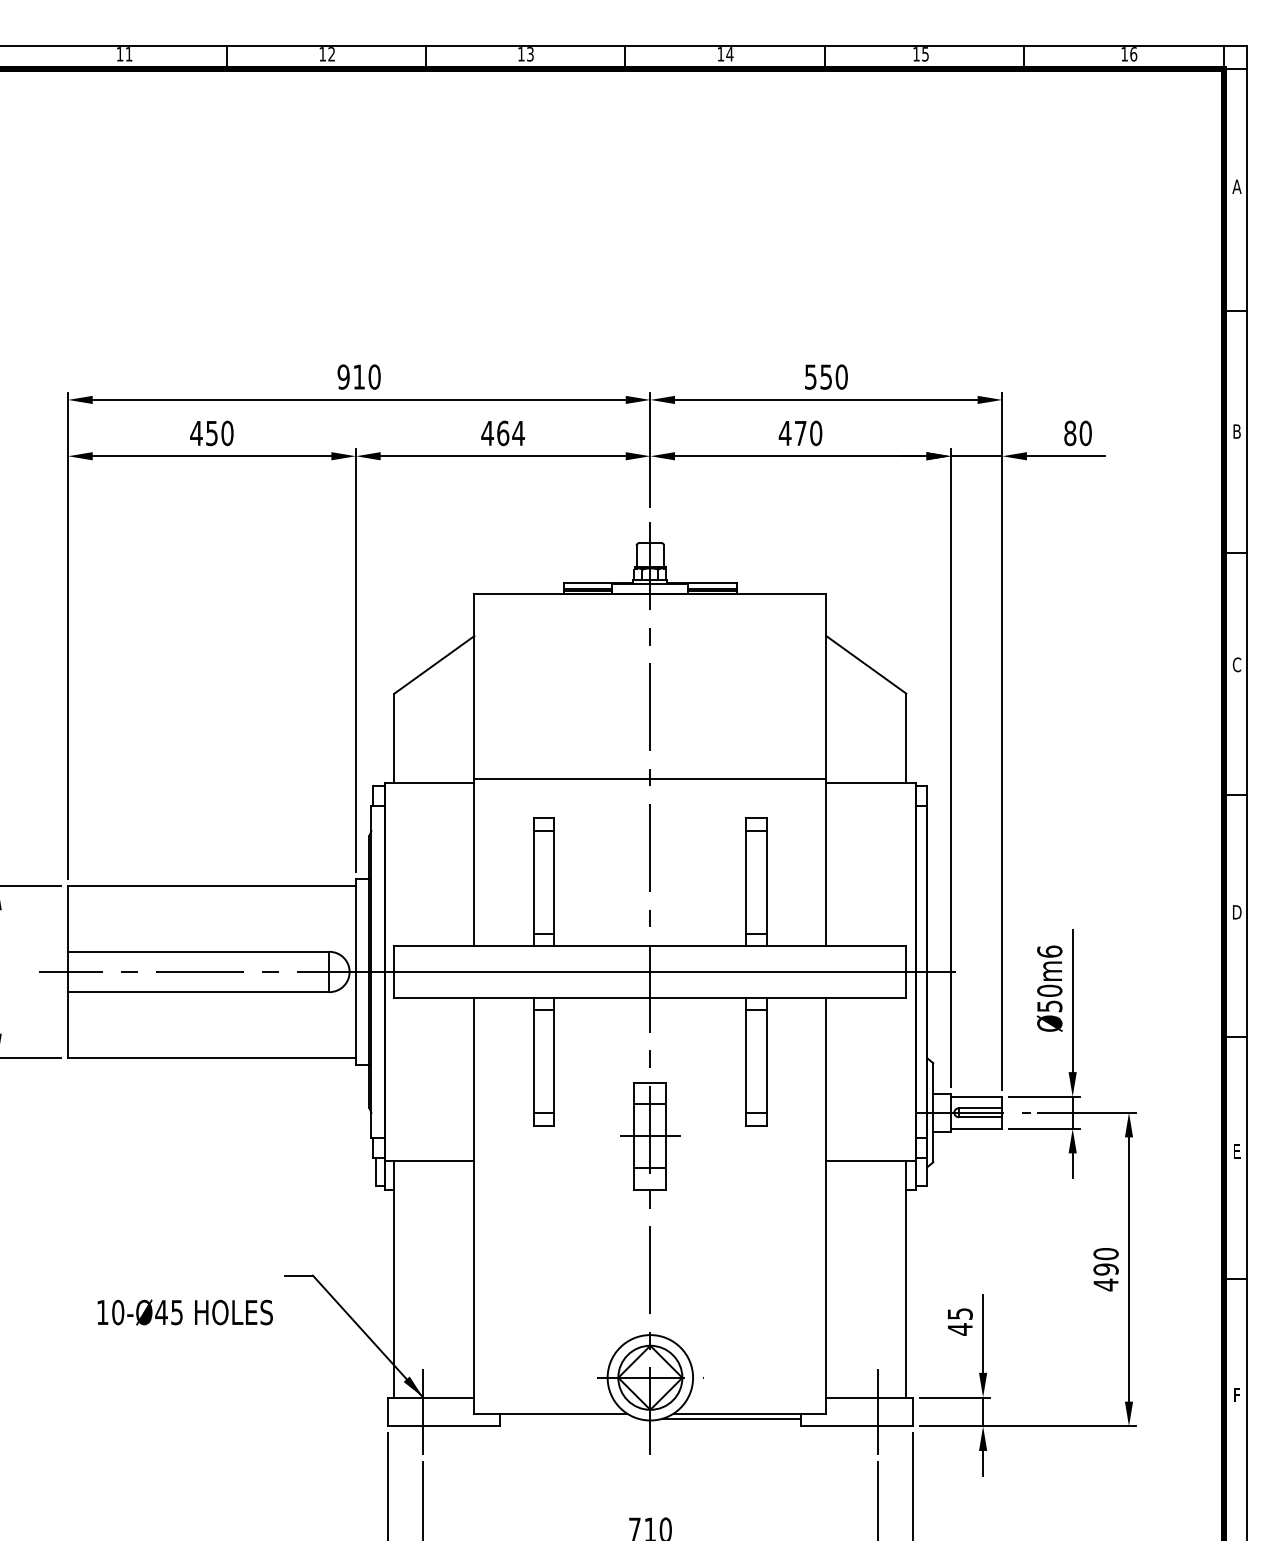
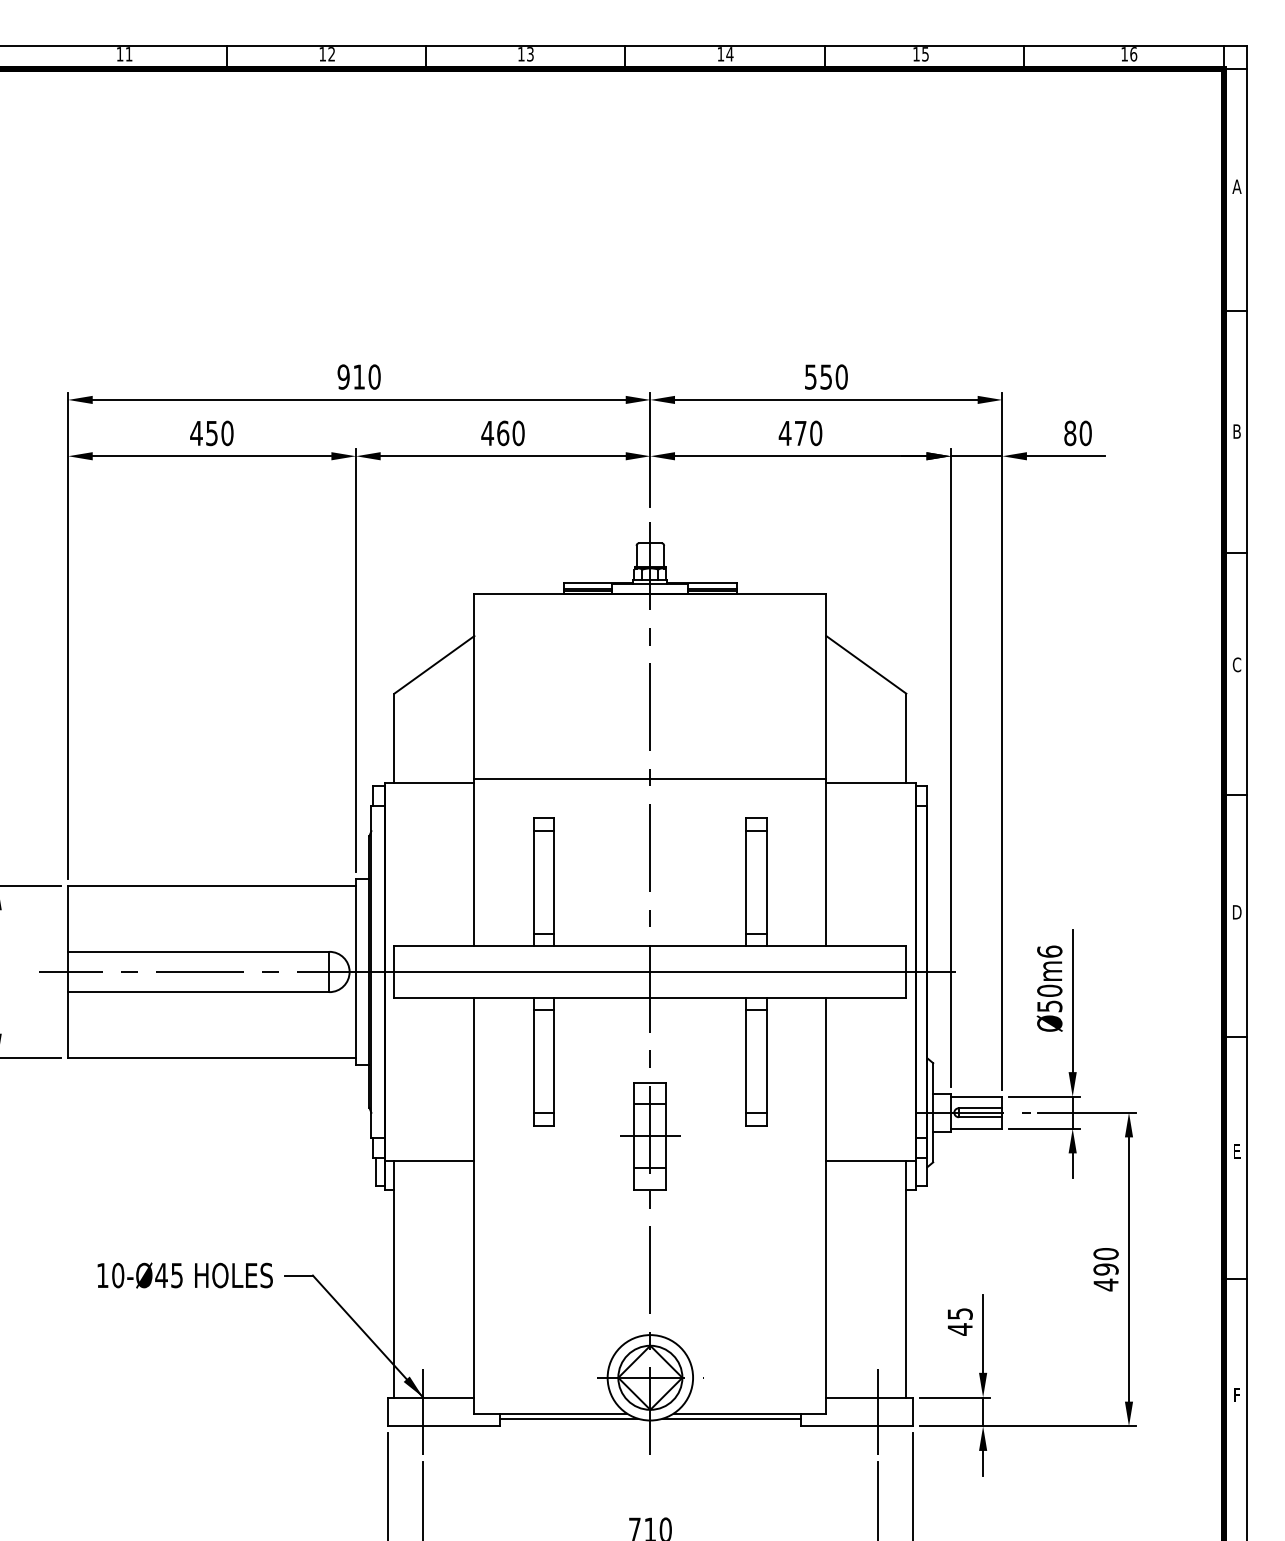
text: 464 -> 460 (518, 433)
text position: (184, 1312) -> (184, 1275) (184, 1275)
line: none -> present (568, 1418)
